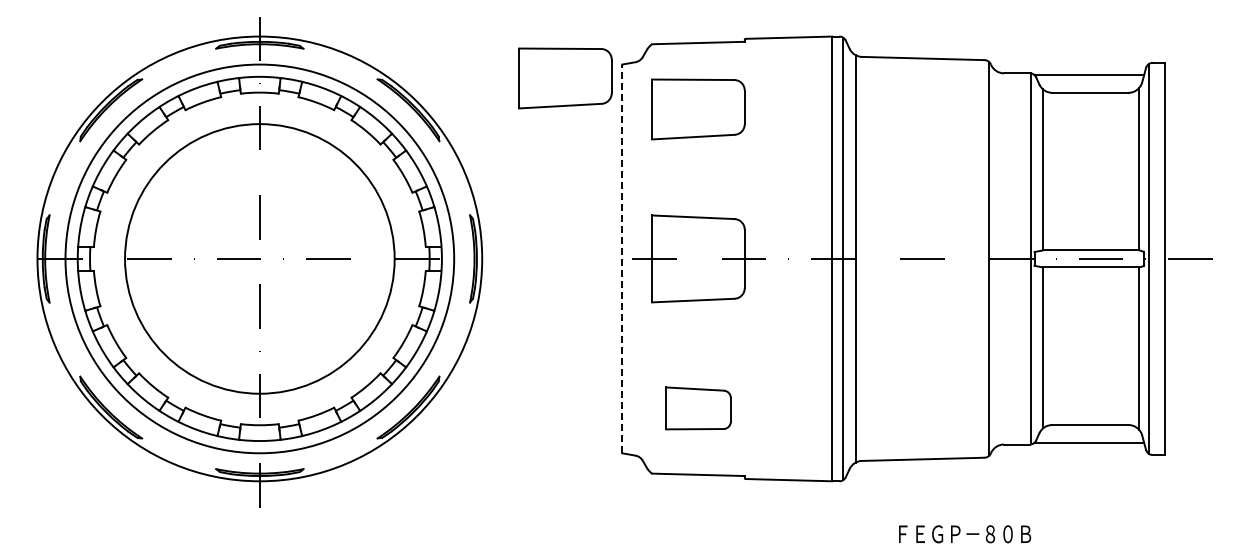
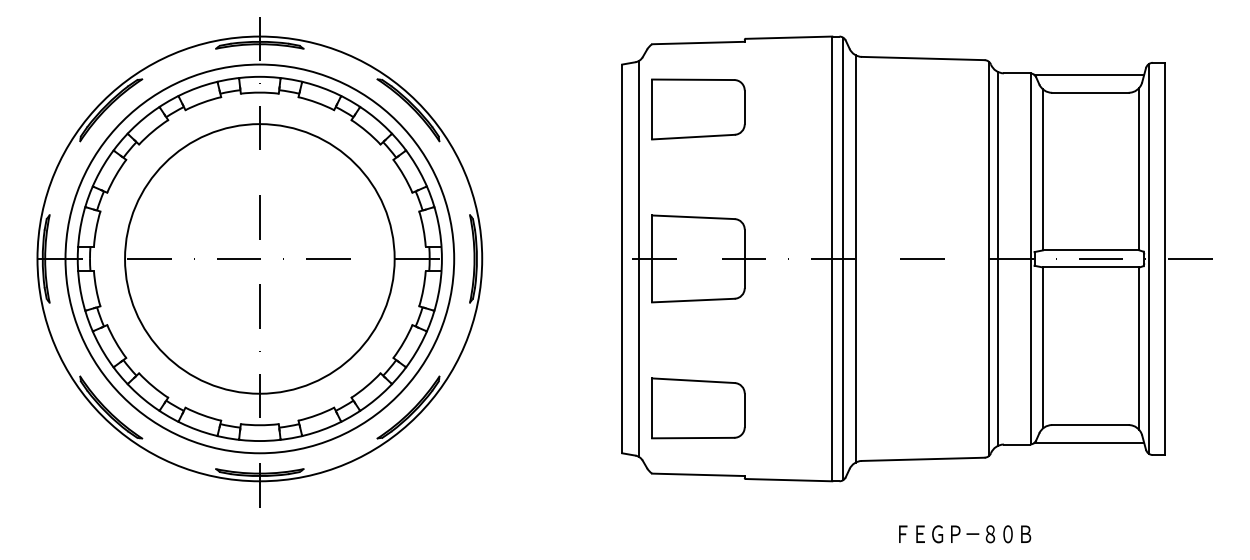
part: present -> none (565, 78)
line: dashed -> solid (622, 258)
line: none -> present (638, 258)
line: none -> present (997, 258)
part size: 67x45 px -> 95x63 px (698, 408)
